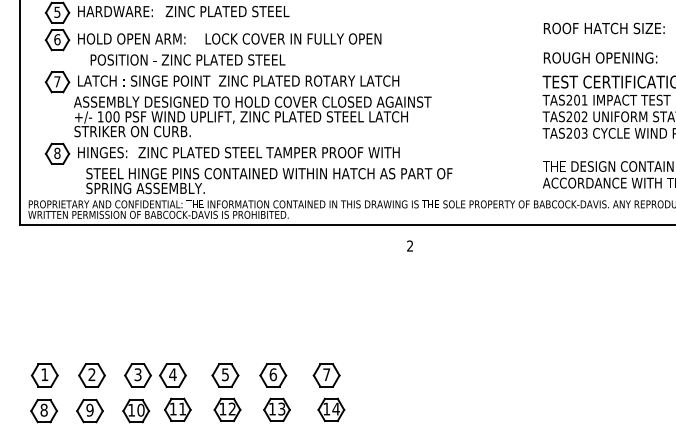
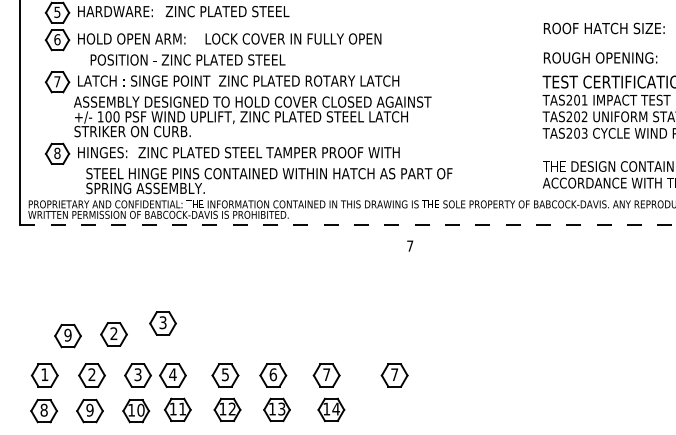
line: solid -> dashed (347, 225)
text: 2 -> 7 (410, 245)
part: none -> present (162, 323)
part: none -> present (113, 334)
part: none -> present (67, 336)
part: none -> present (394, 375)
